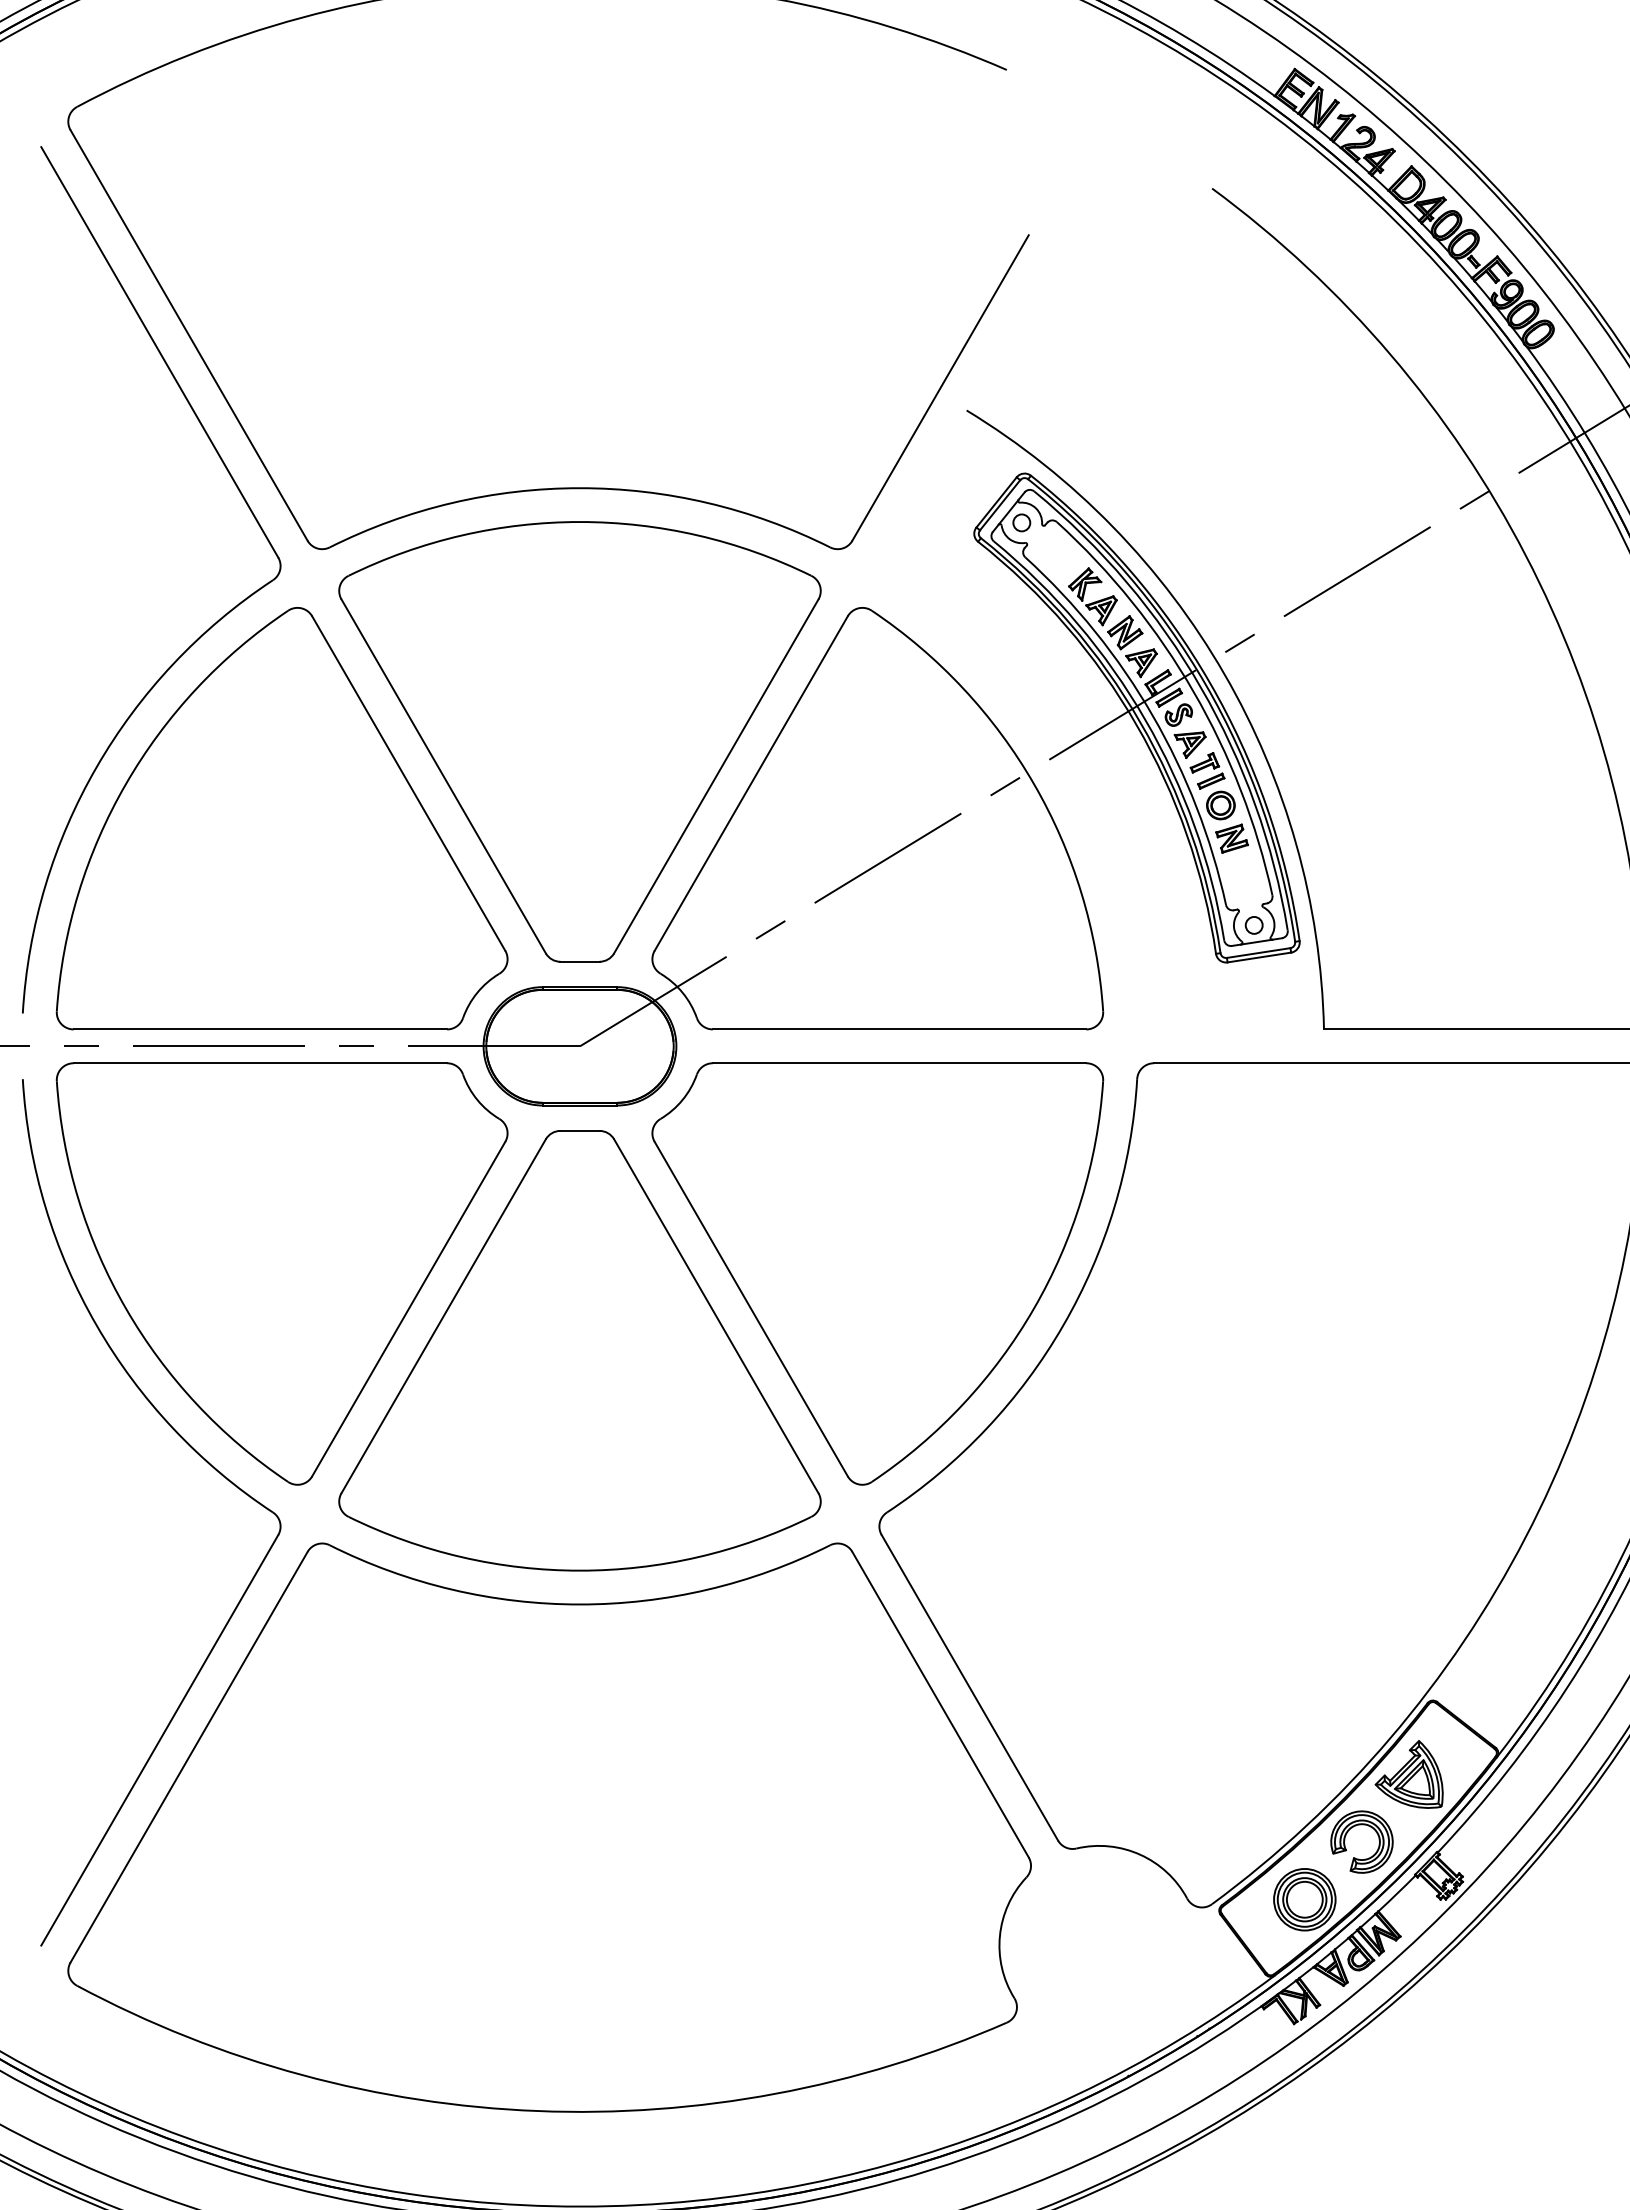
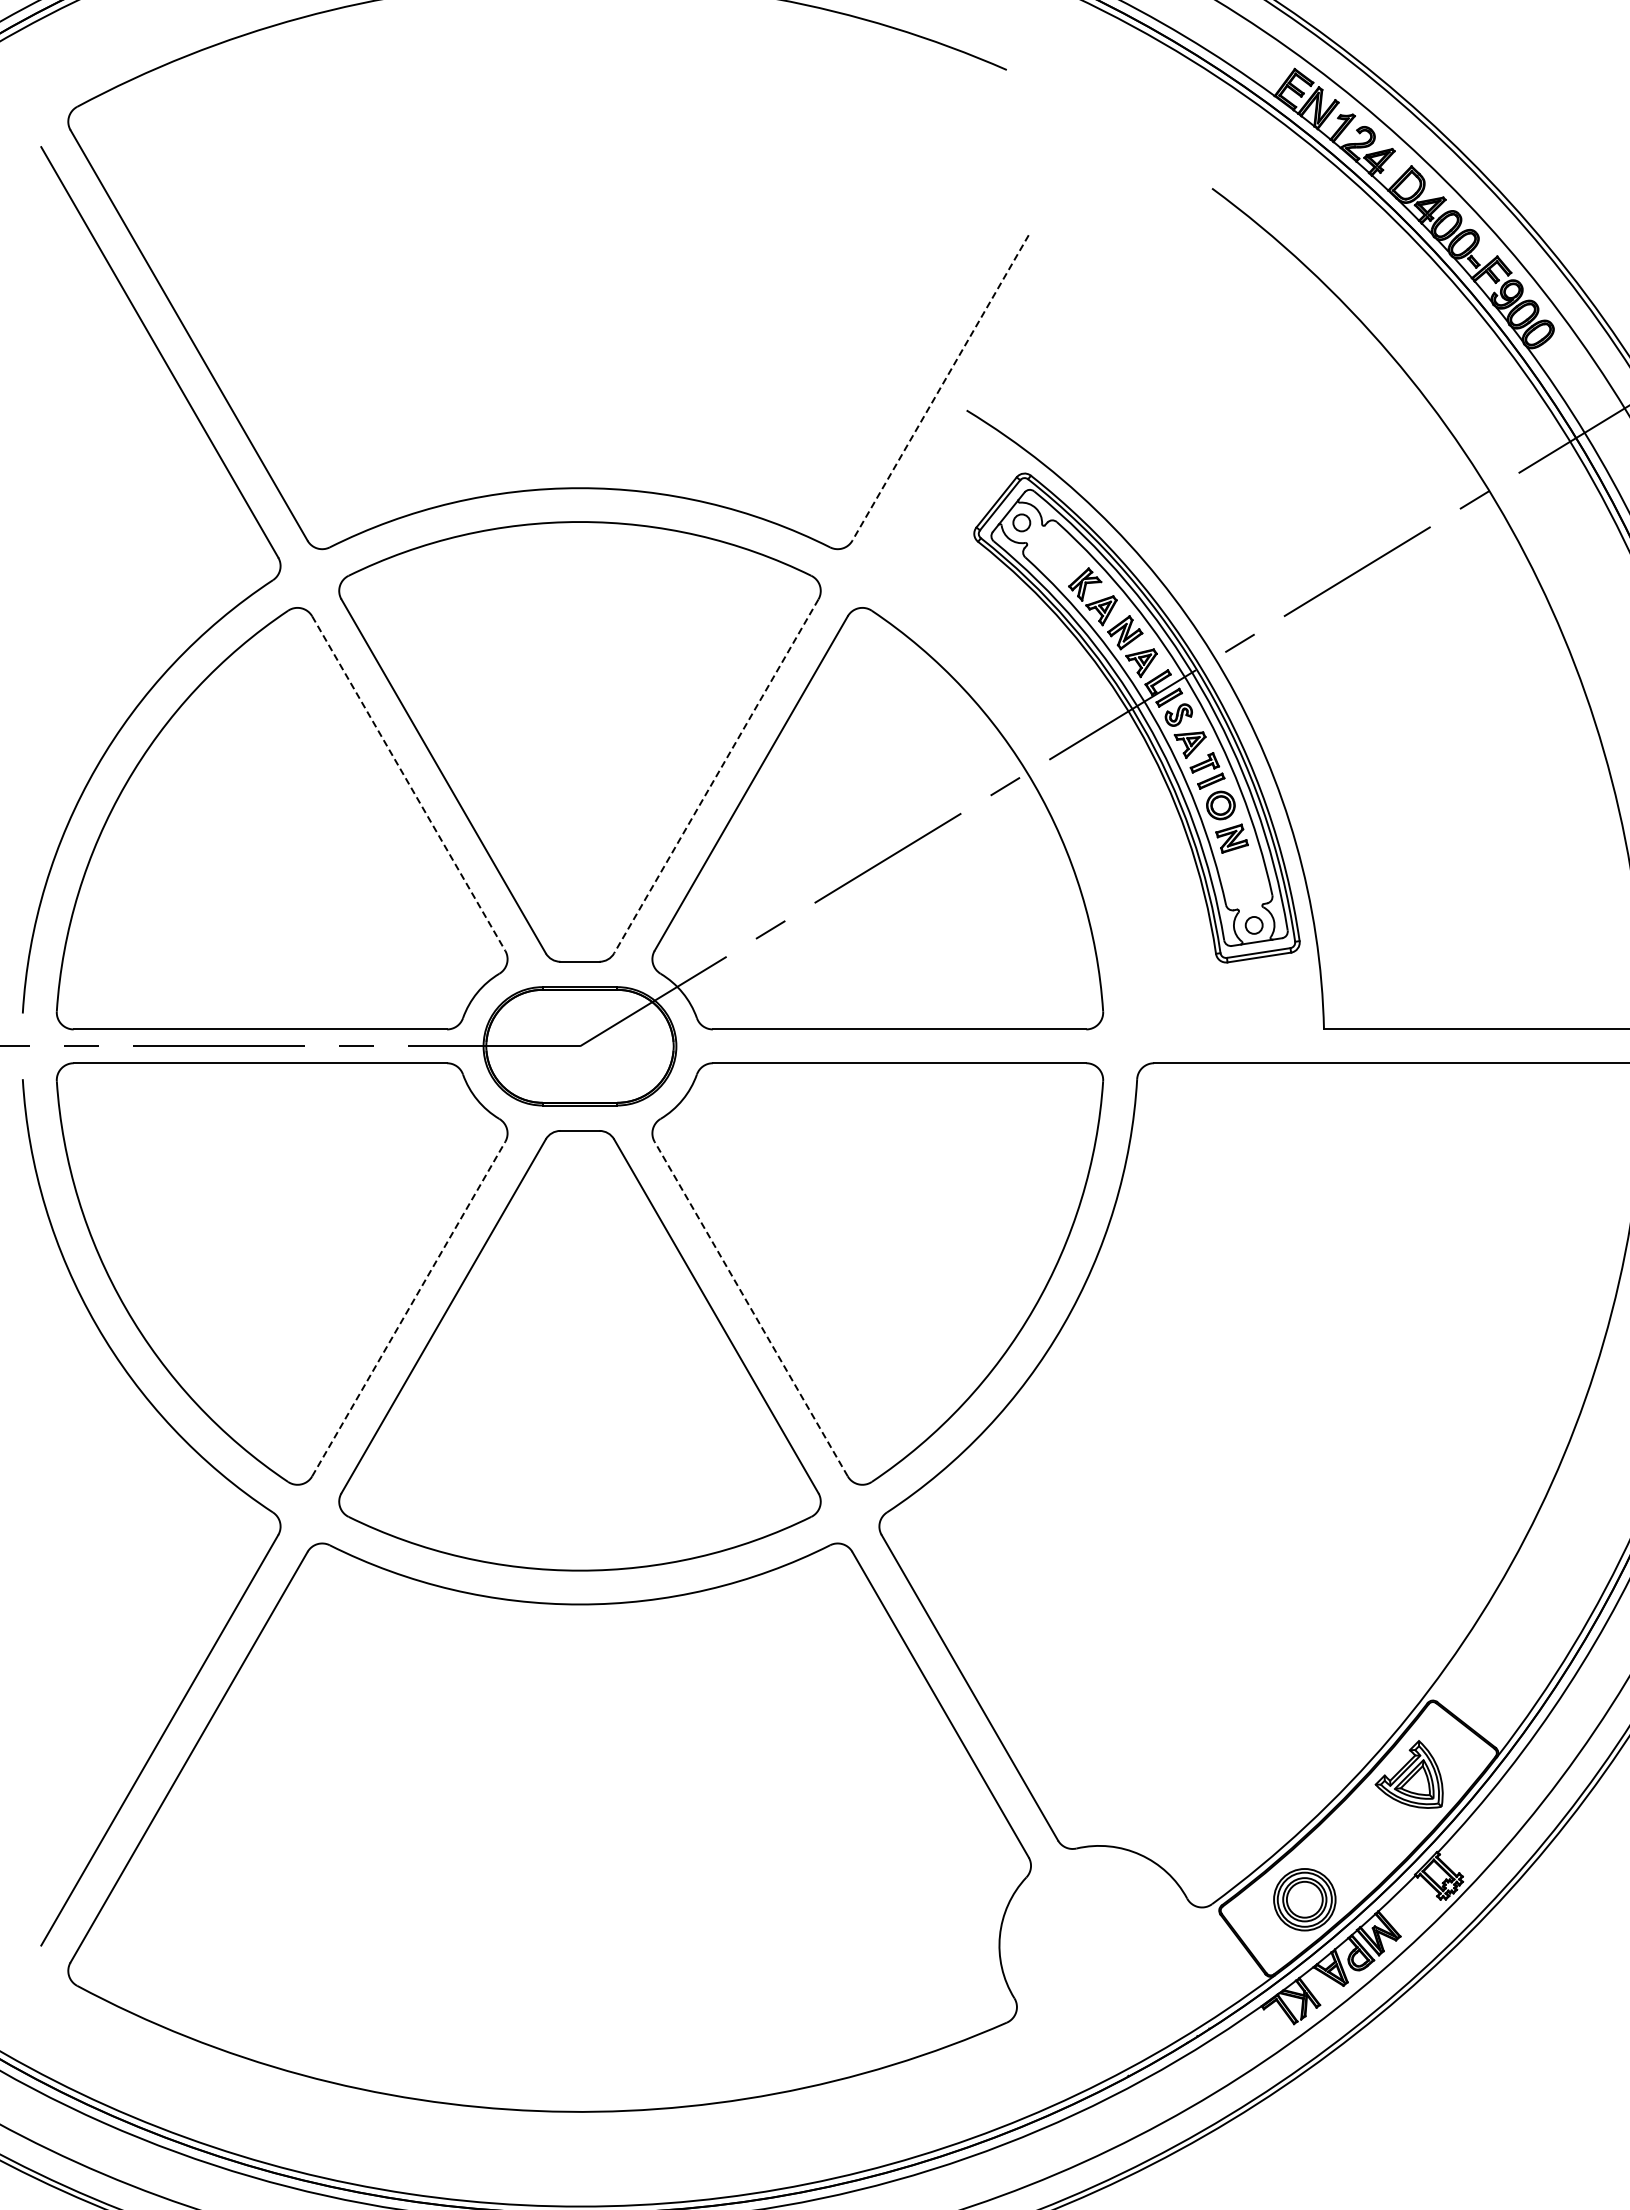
line: solid -> dashed (940, 388)
line: solid -> dashed (716, 776)
line: solid -> dashed (409, 784)
line: solid -> dashed (409, 1308)
line: solid -> dashed (750, 1308)
part: present -> none (1352, 1828)
